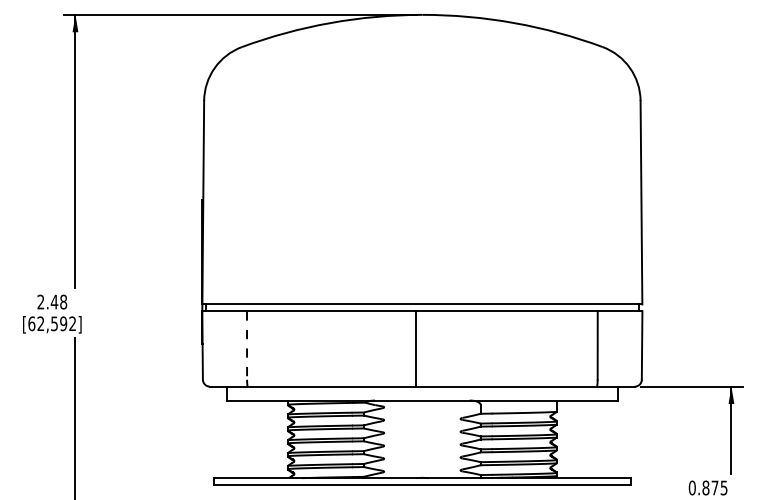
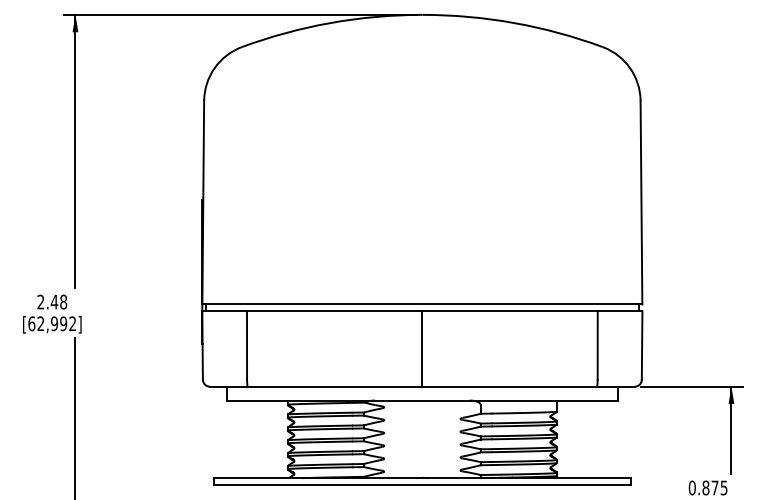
text: [62,592] -> [62,992] (54, 323)
line: dashed -> solid (247, 346)
line position: (416, 348) -> (422, 348) (422, 348)
